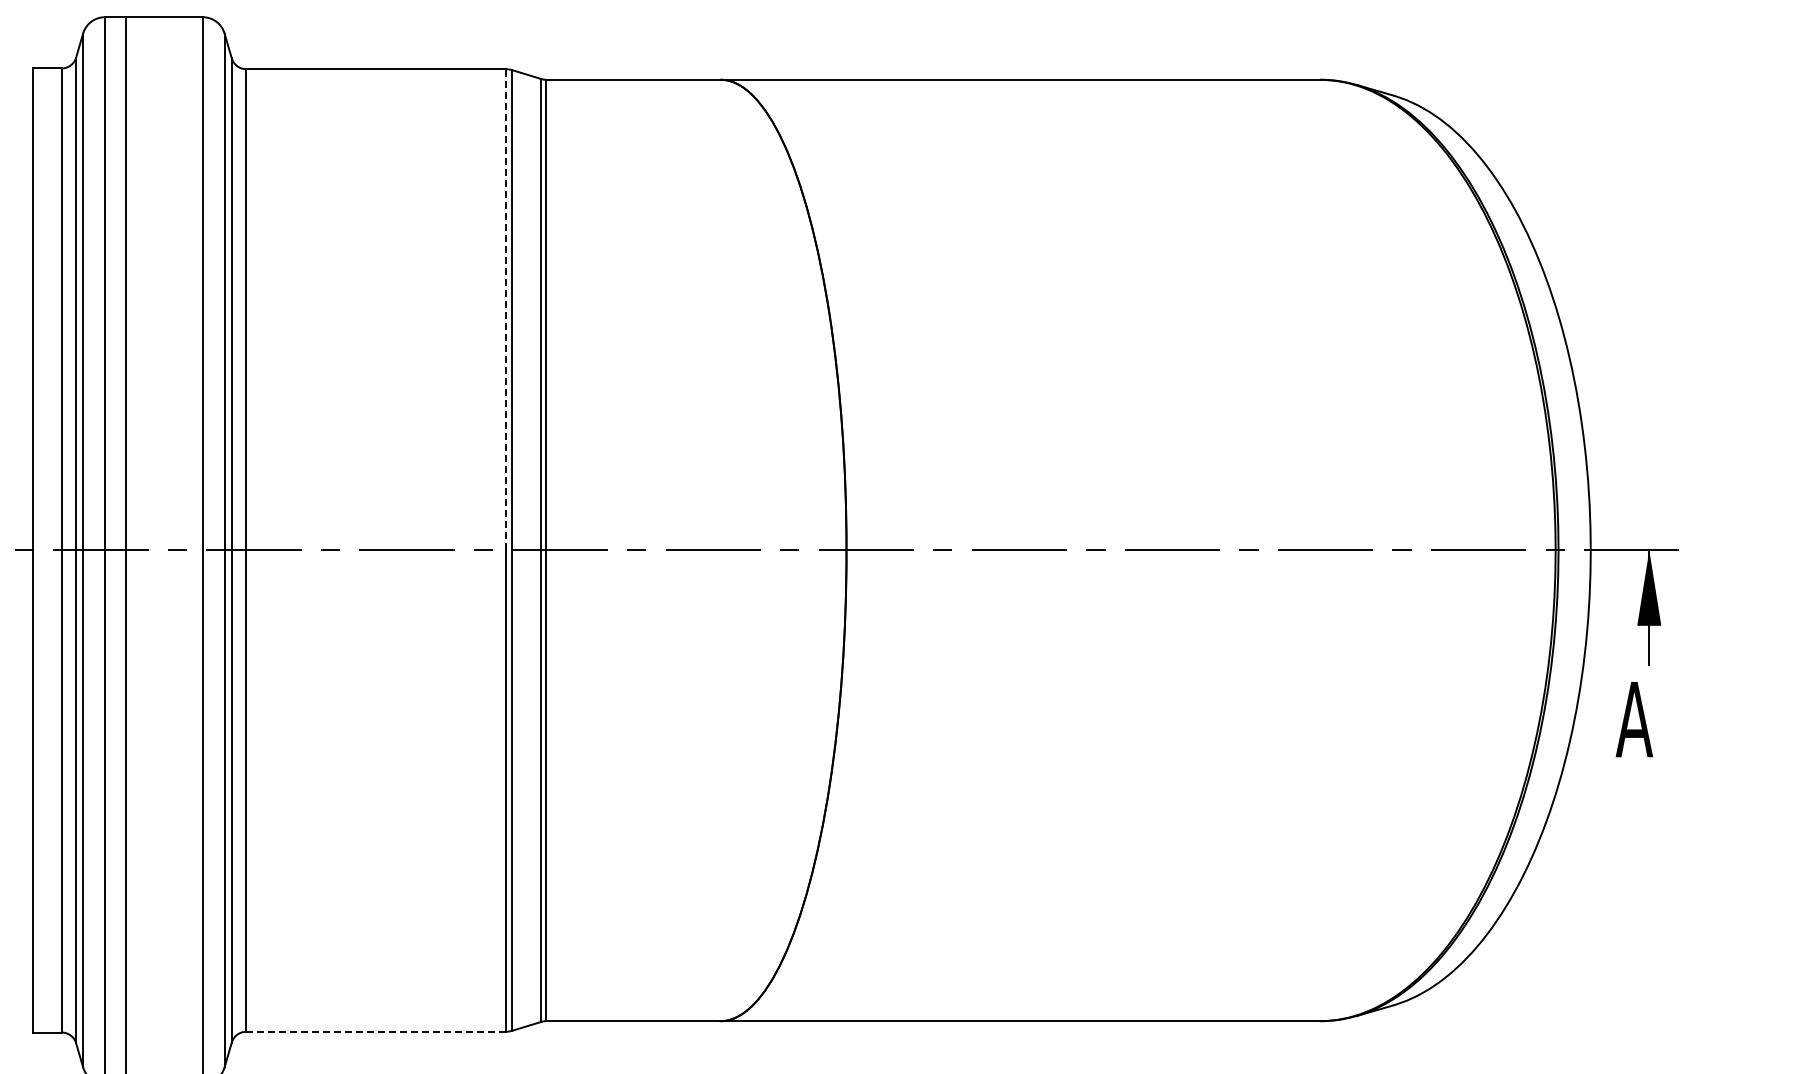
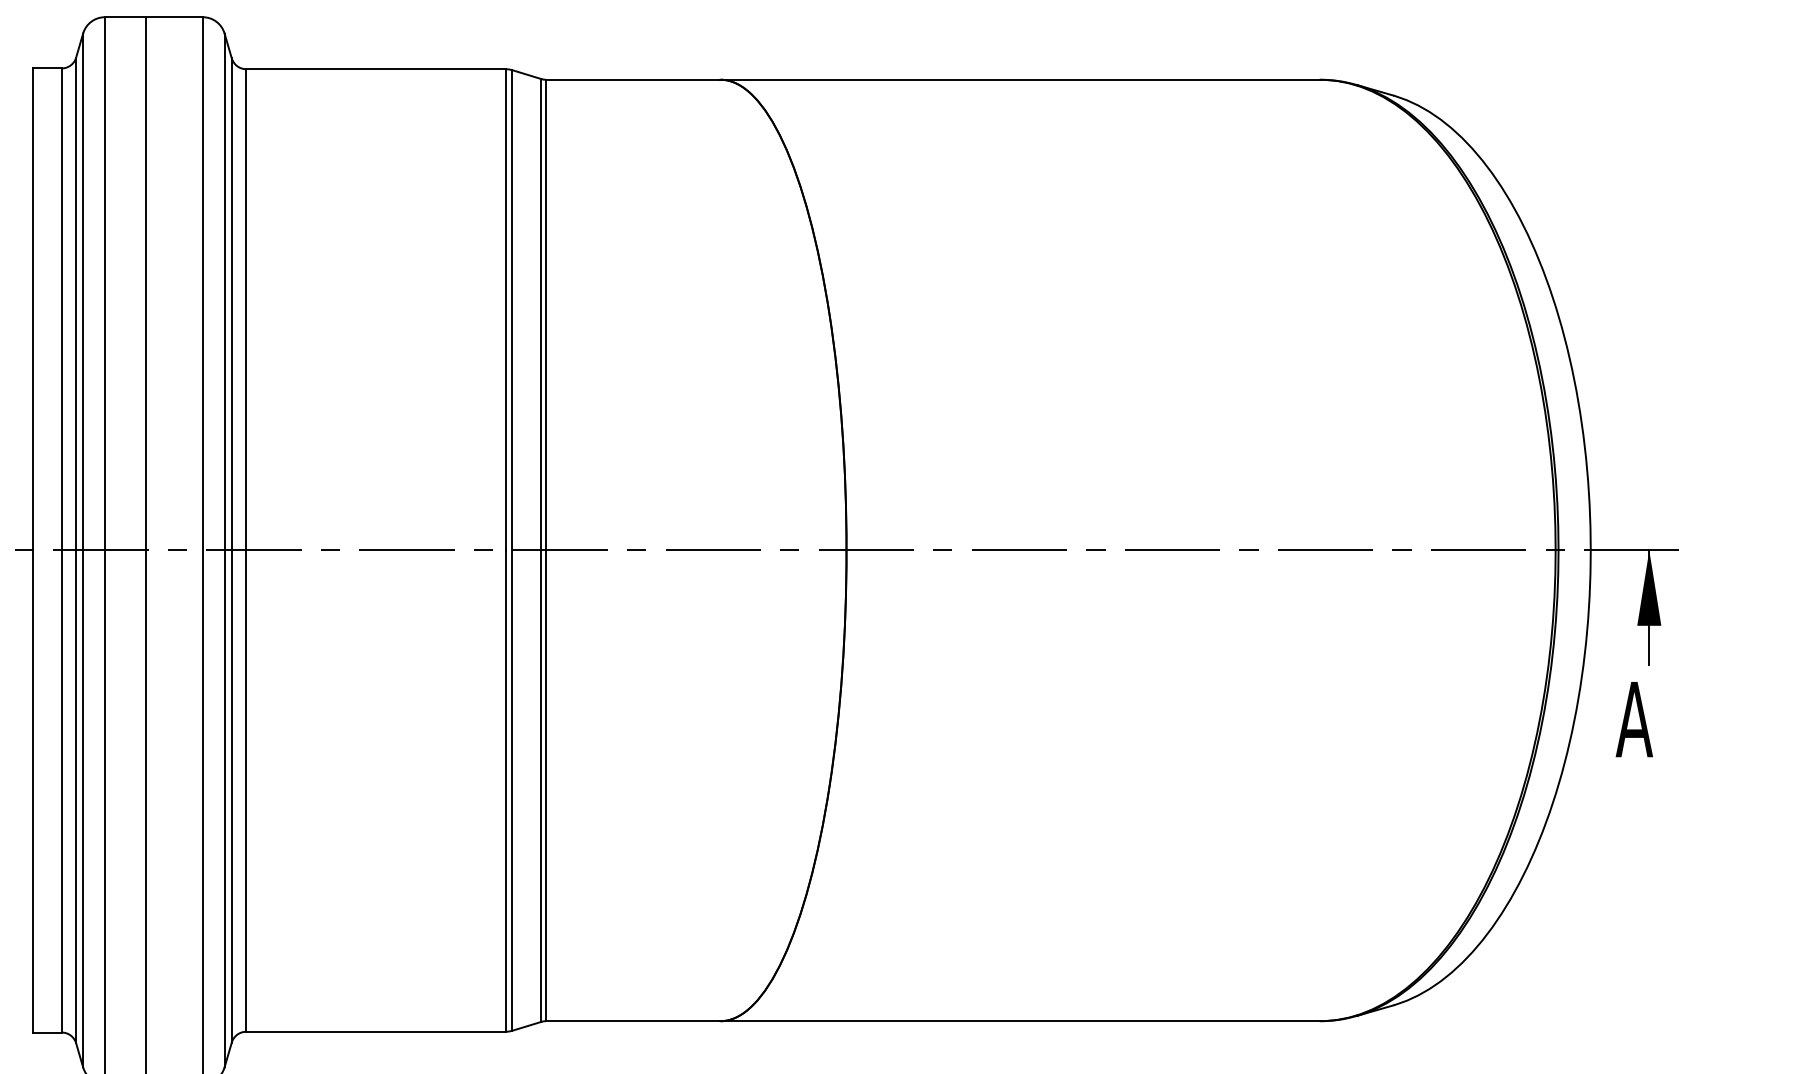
line: dashed -> solid (505, 309)
line position: (126, 543) -> (146, 543) (146, 543)
line: dashed -> solid (376, 1031)
